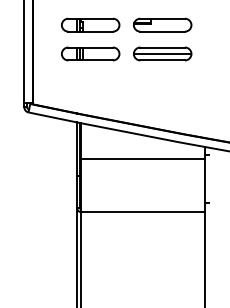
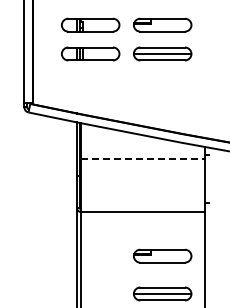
line: solid -> dashed (143, 159)
part: none -> present (162, 255)
part: none -> present (162, 293)
